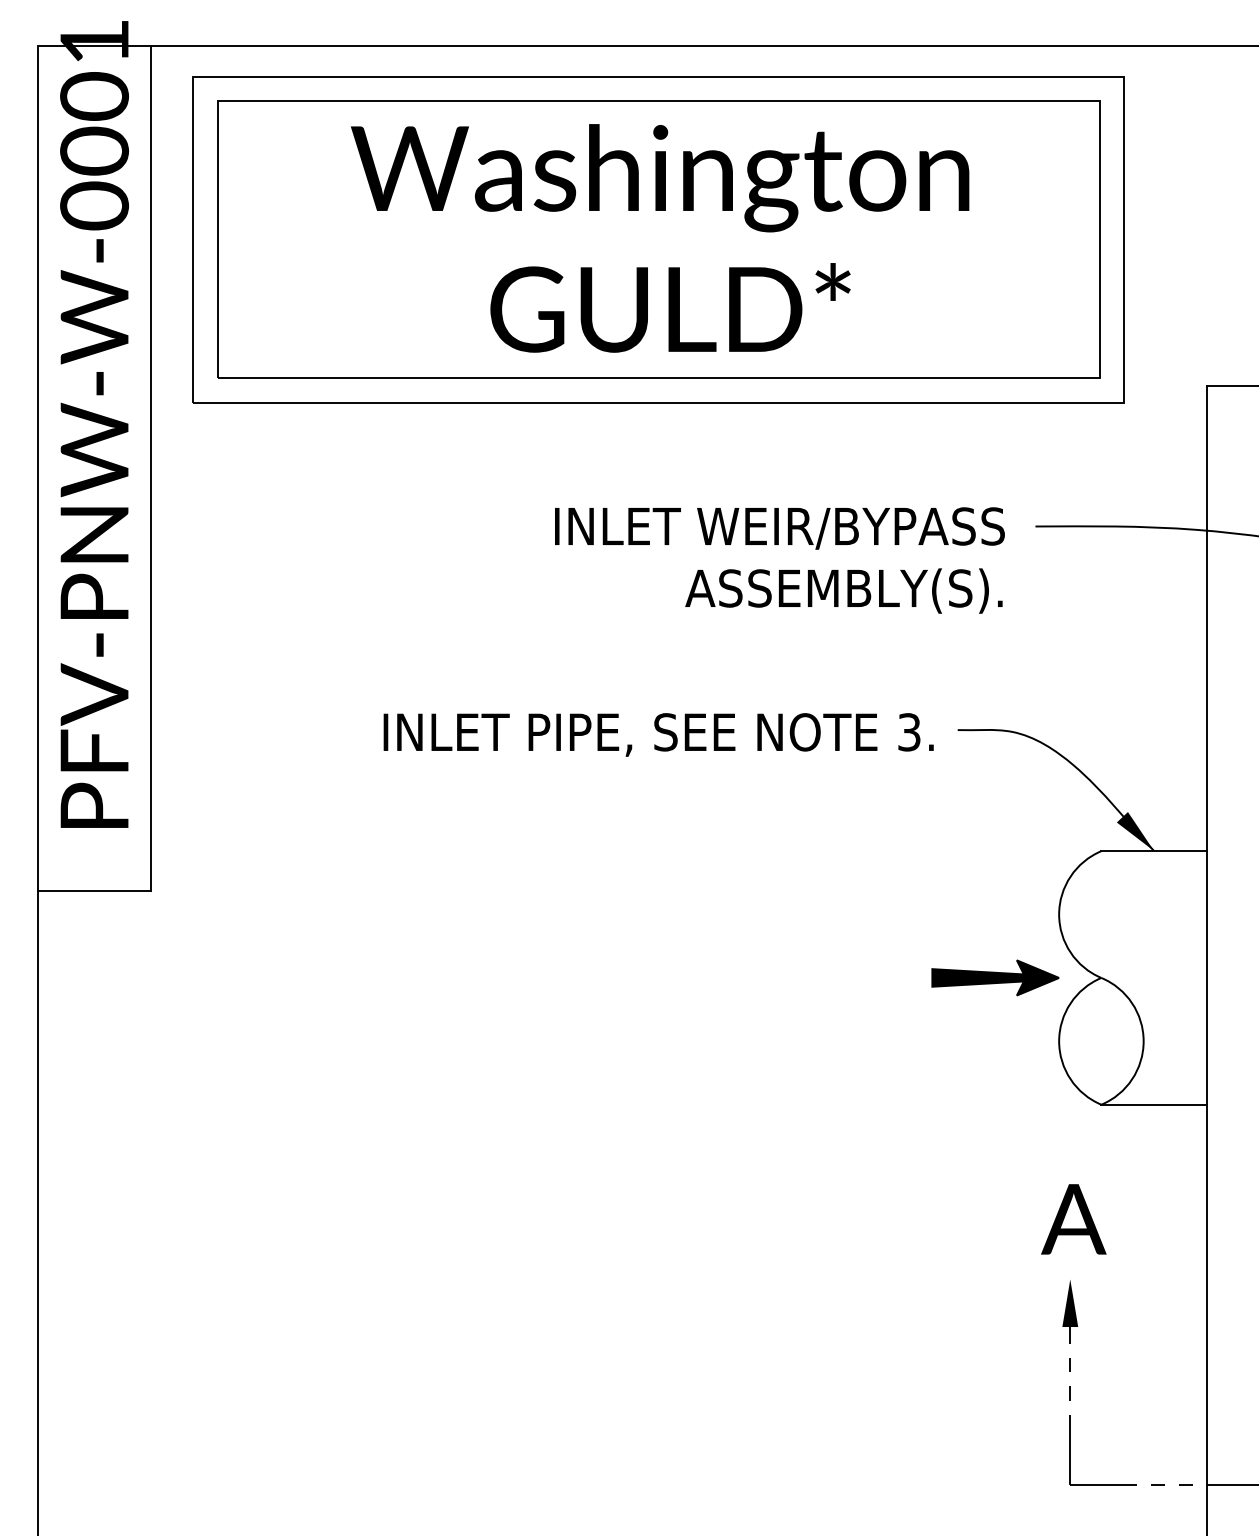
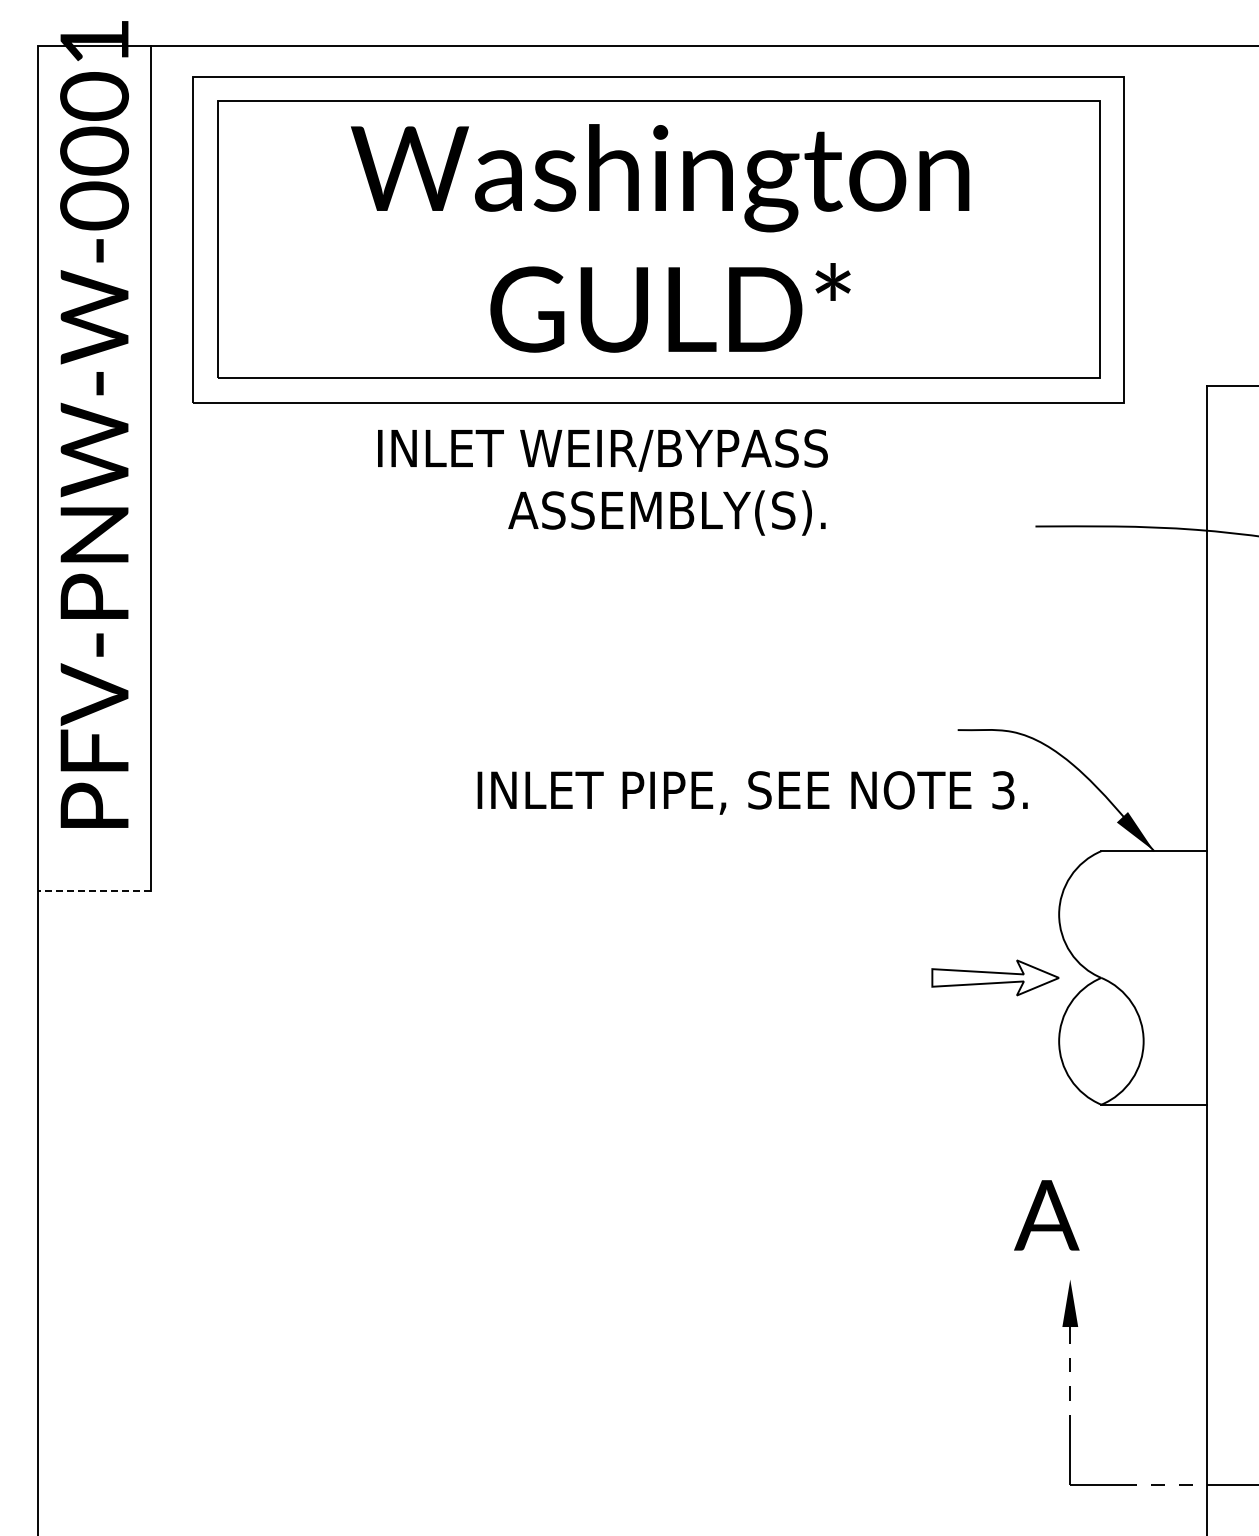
text position: (779, 560) -> (602, 482) (602, 482)
text position: (658, 734) -> (752, 792) (752, 792)
line: solid -> dashed (94, 891)
fill: present -> none (995, 977)
text position: (1073, 1219) -> (1046, 1215) (1046, 1215)
